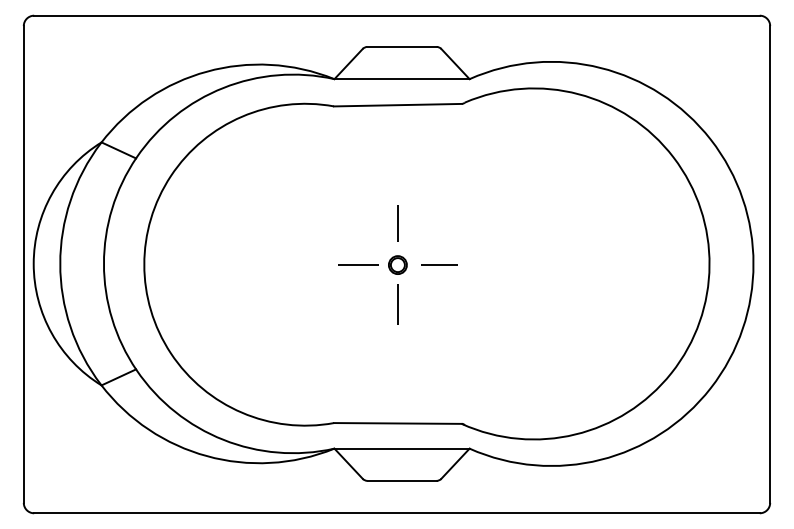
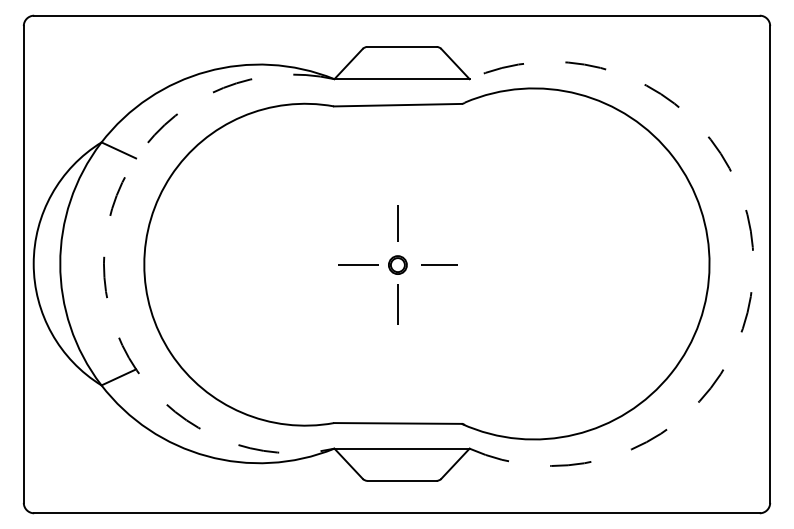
arc: solid -> dashed (103, 263)
arc: solid -> dashed (753, 263)
